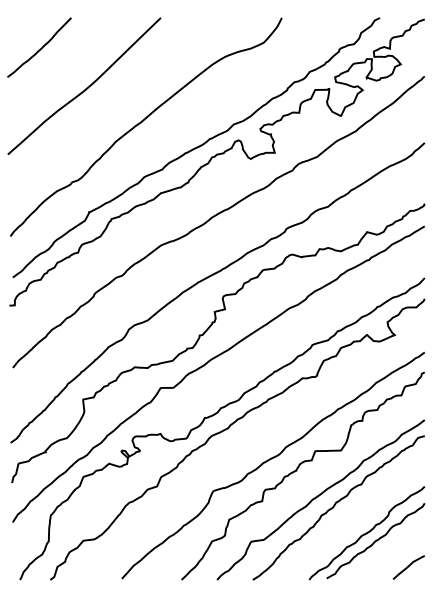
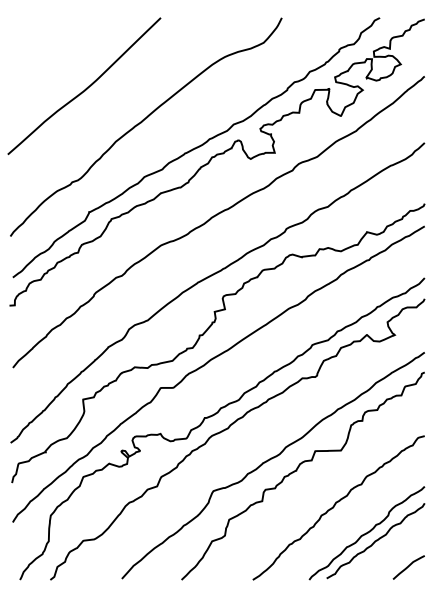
curve: present -> none (40, 48)
curve: present -> none (319, 496)
